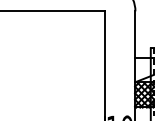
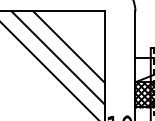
line: none -> present (68, 46)
line: none -> present (57, 57)
line: none -> present (49, 70)
